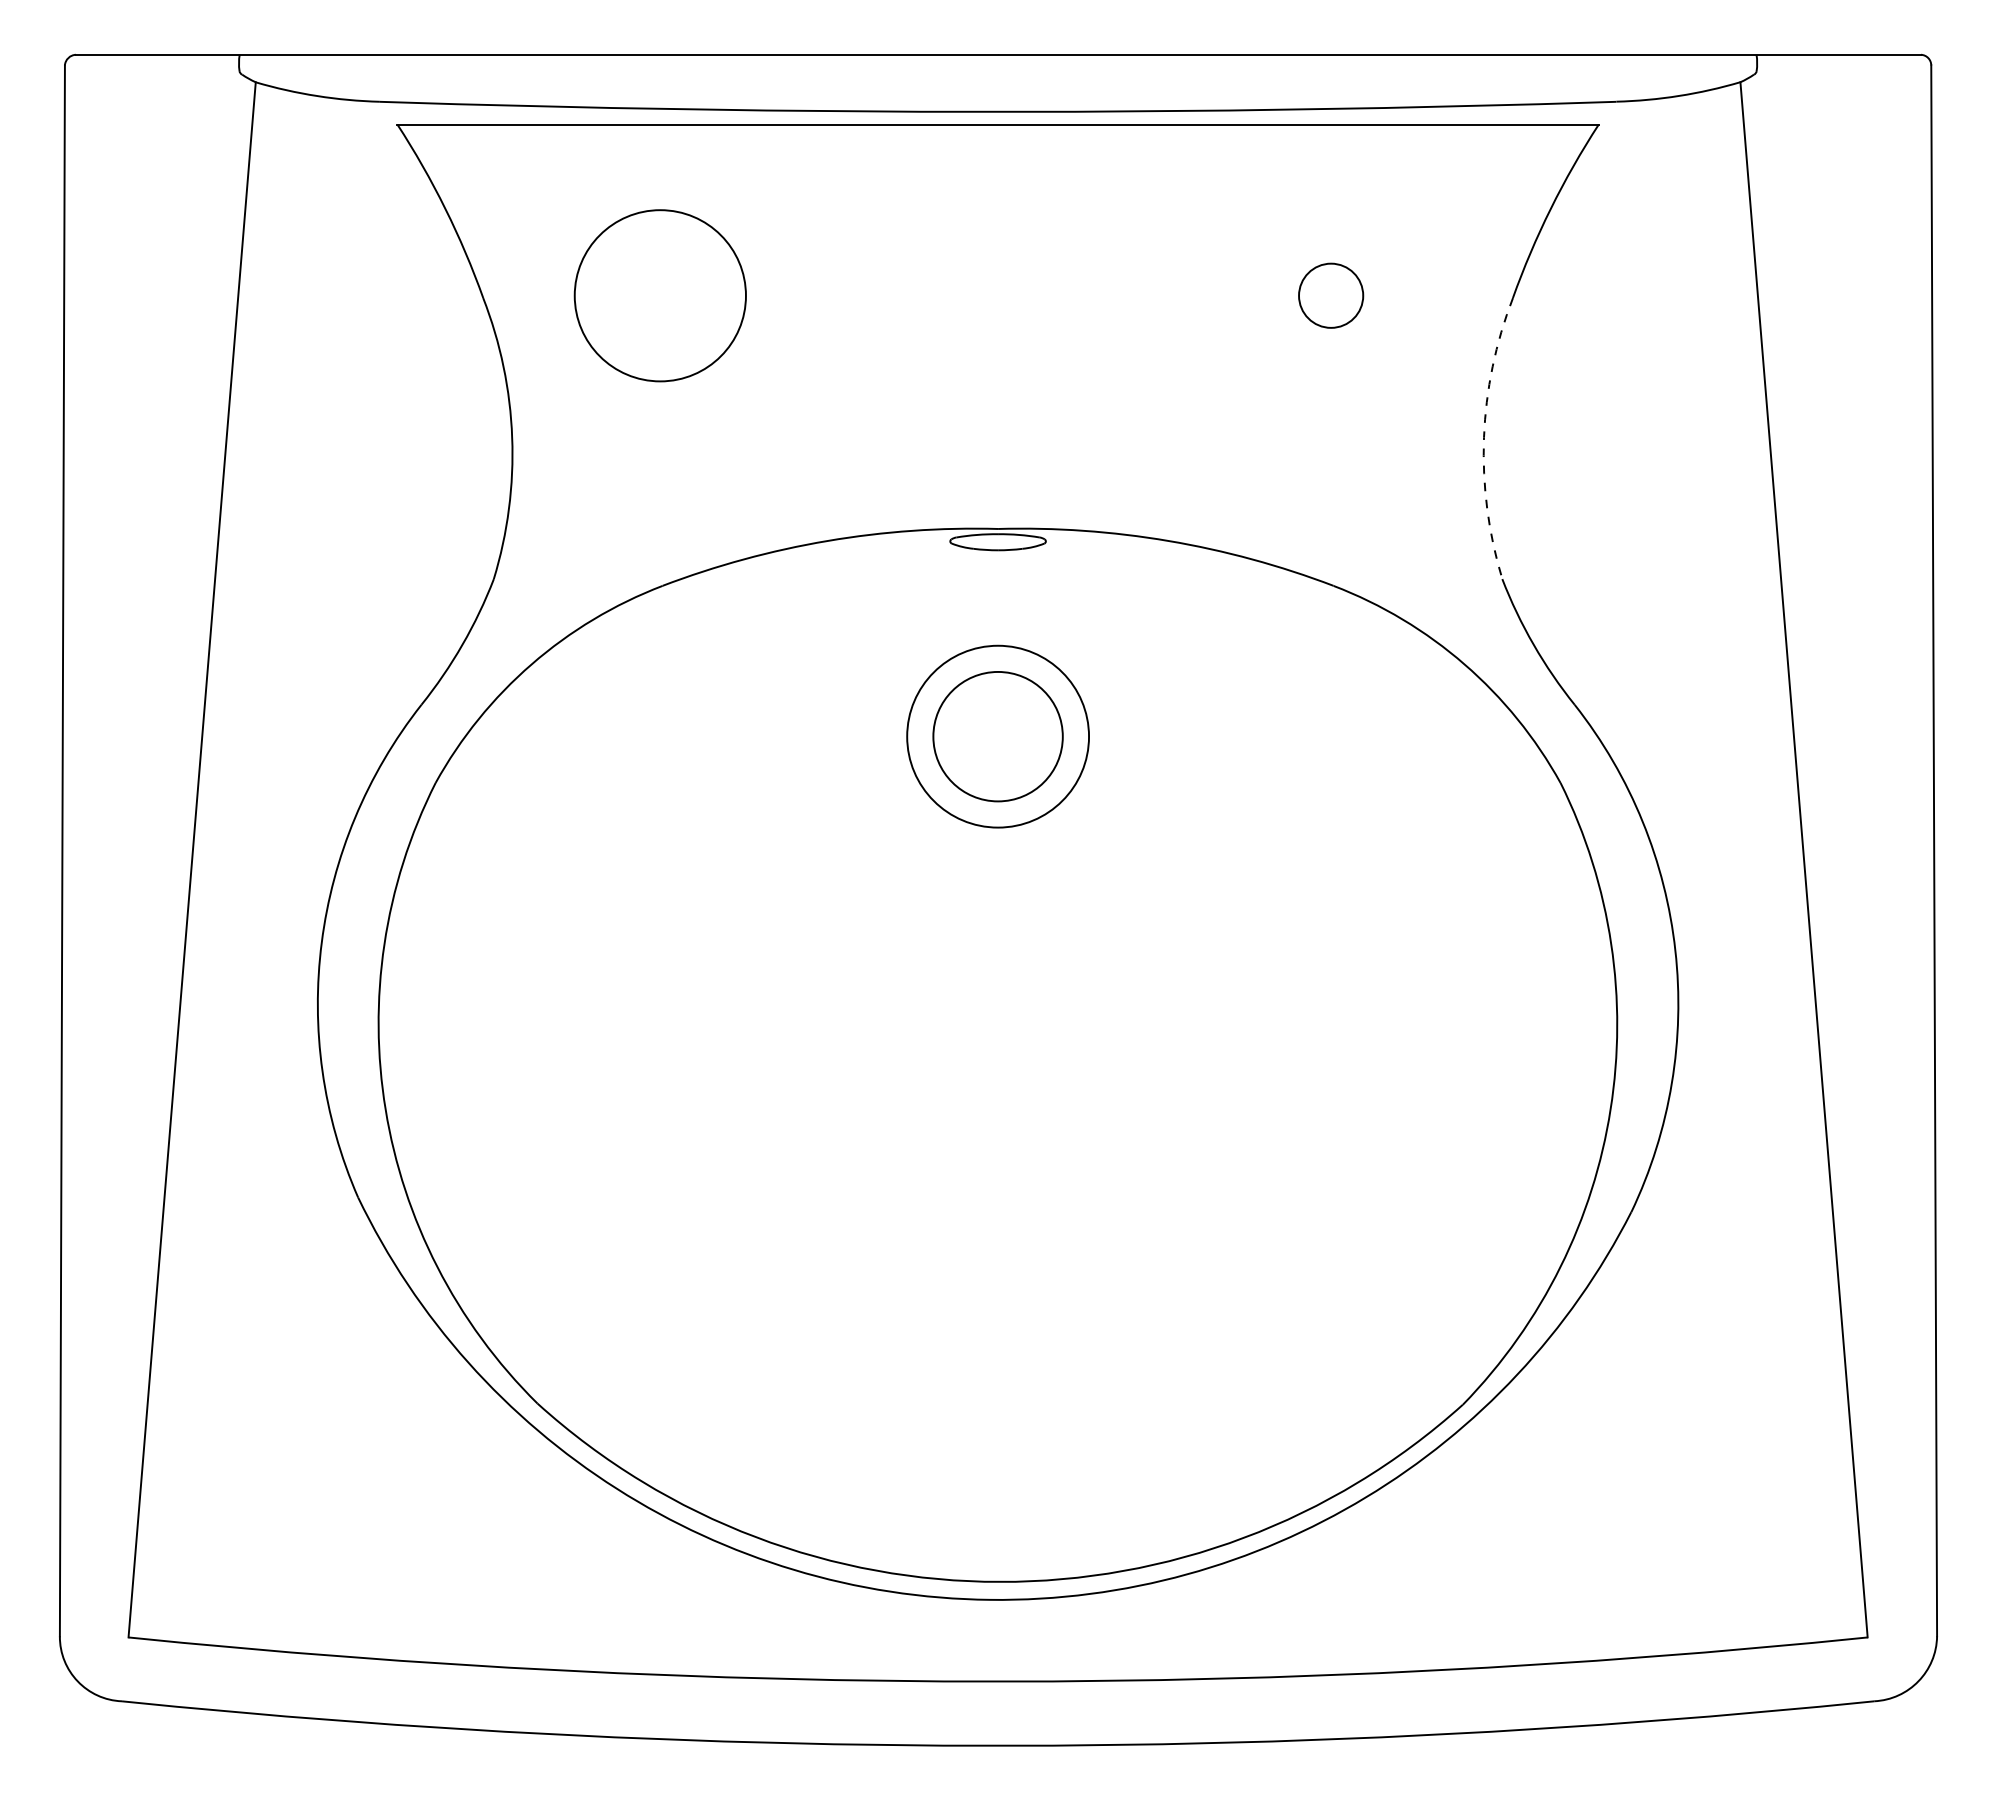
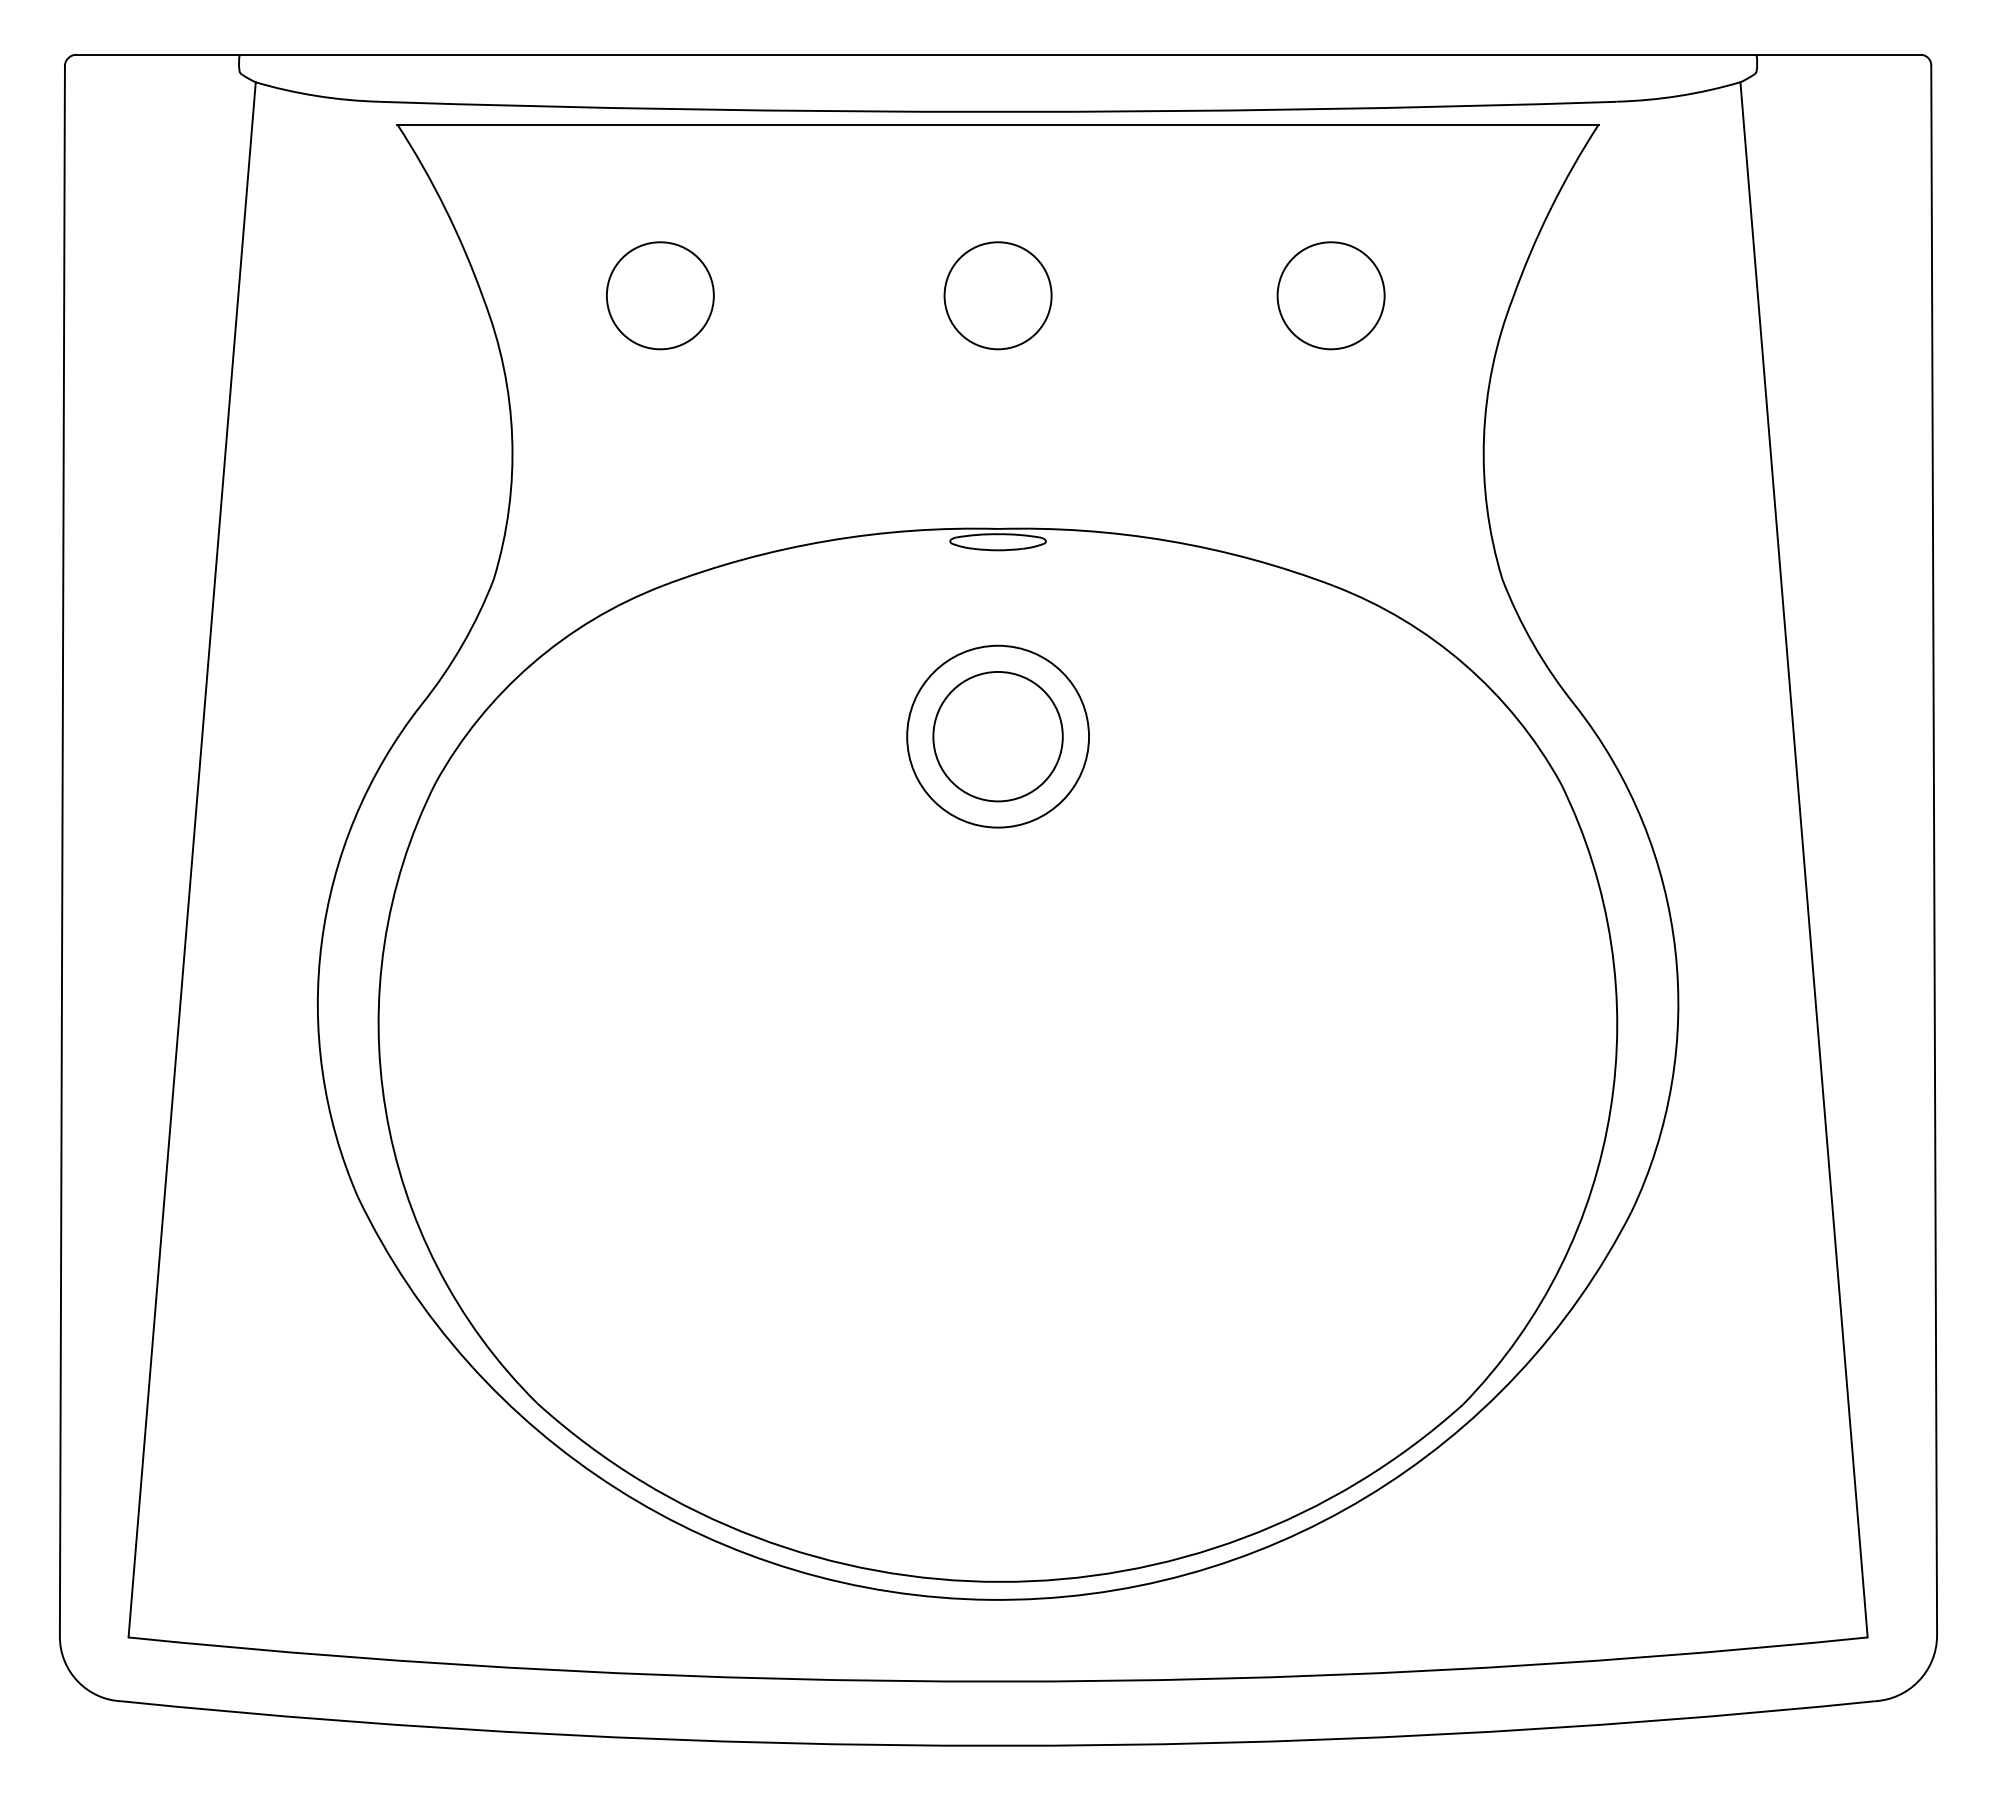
circle diameter: 171 px -> 107 px (659, 295)
circle: none -> present (997, 295)
circle diameter: 64 px -> 107 px (1330, 295)
arc: dashed -> solid (1484, 437)
